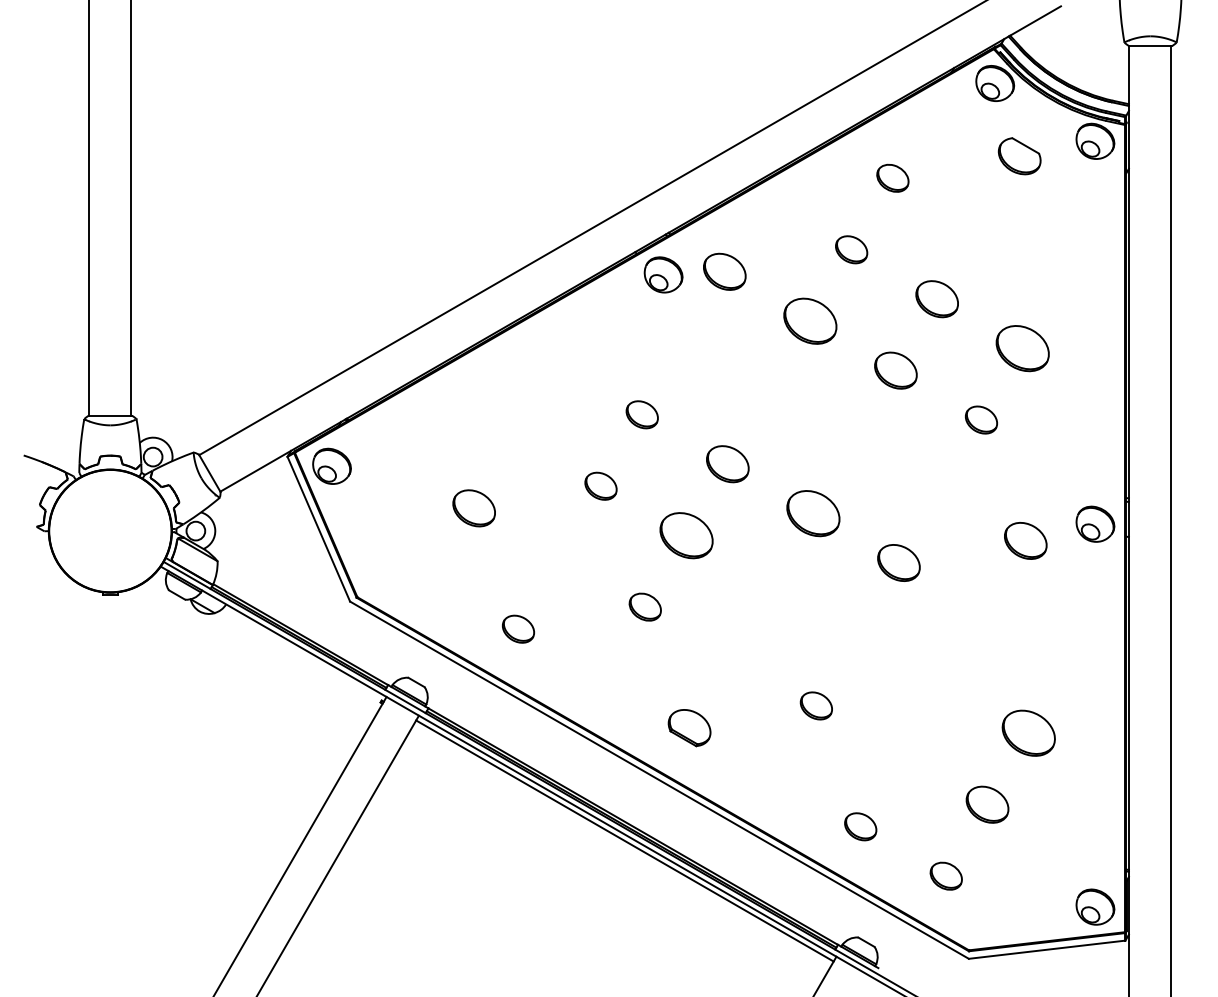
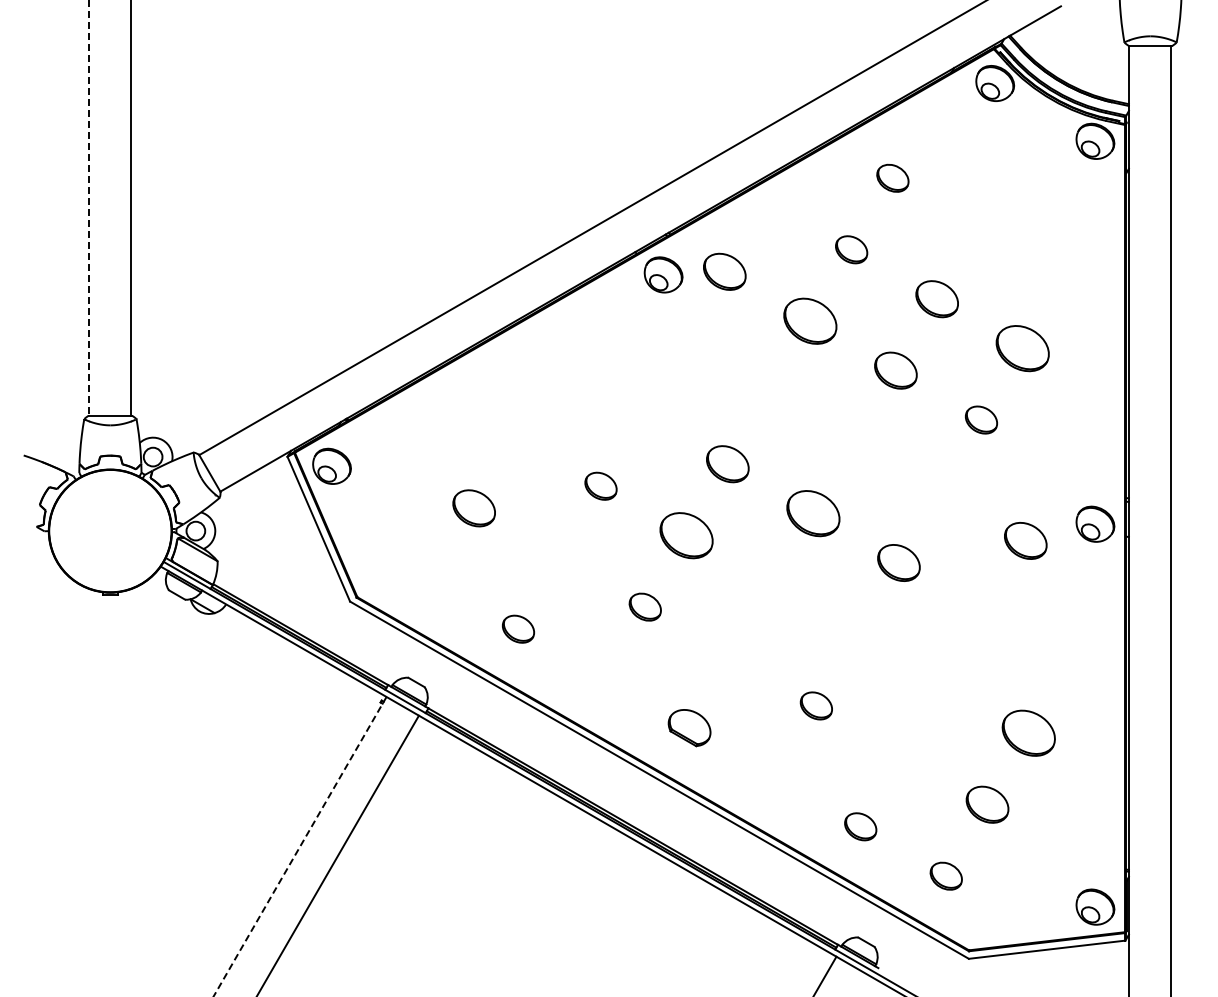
part: present -> none (1019, 156)
line: solid -> dashed (89, 208)
part: present -> none (641, 414)
line: present -> none (624, 840)
line: solid -> dashed (300, 846)
